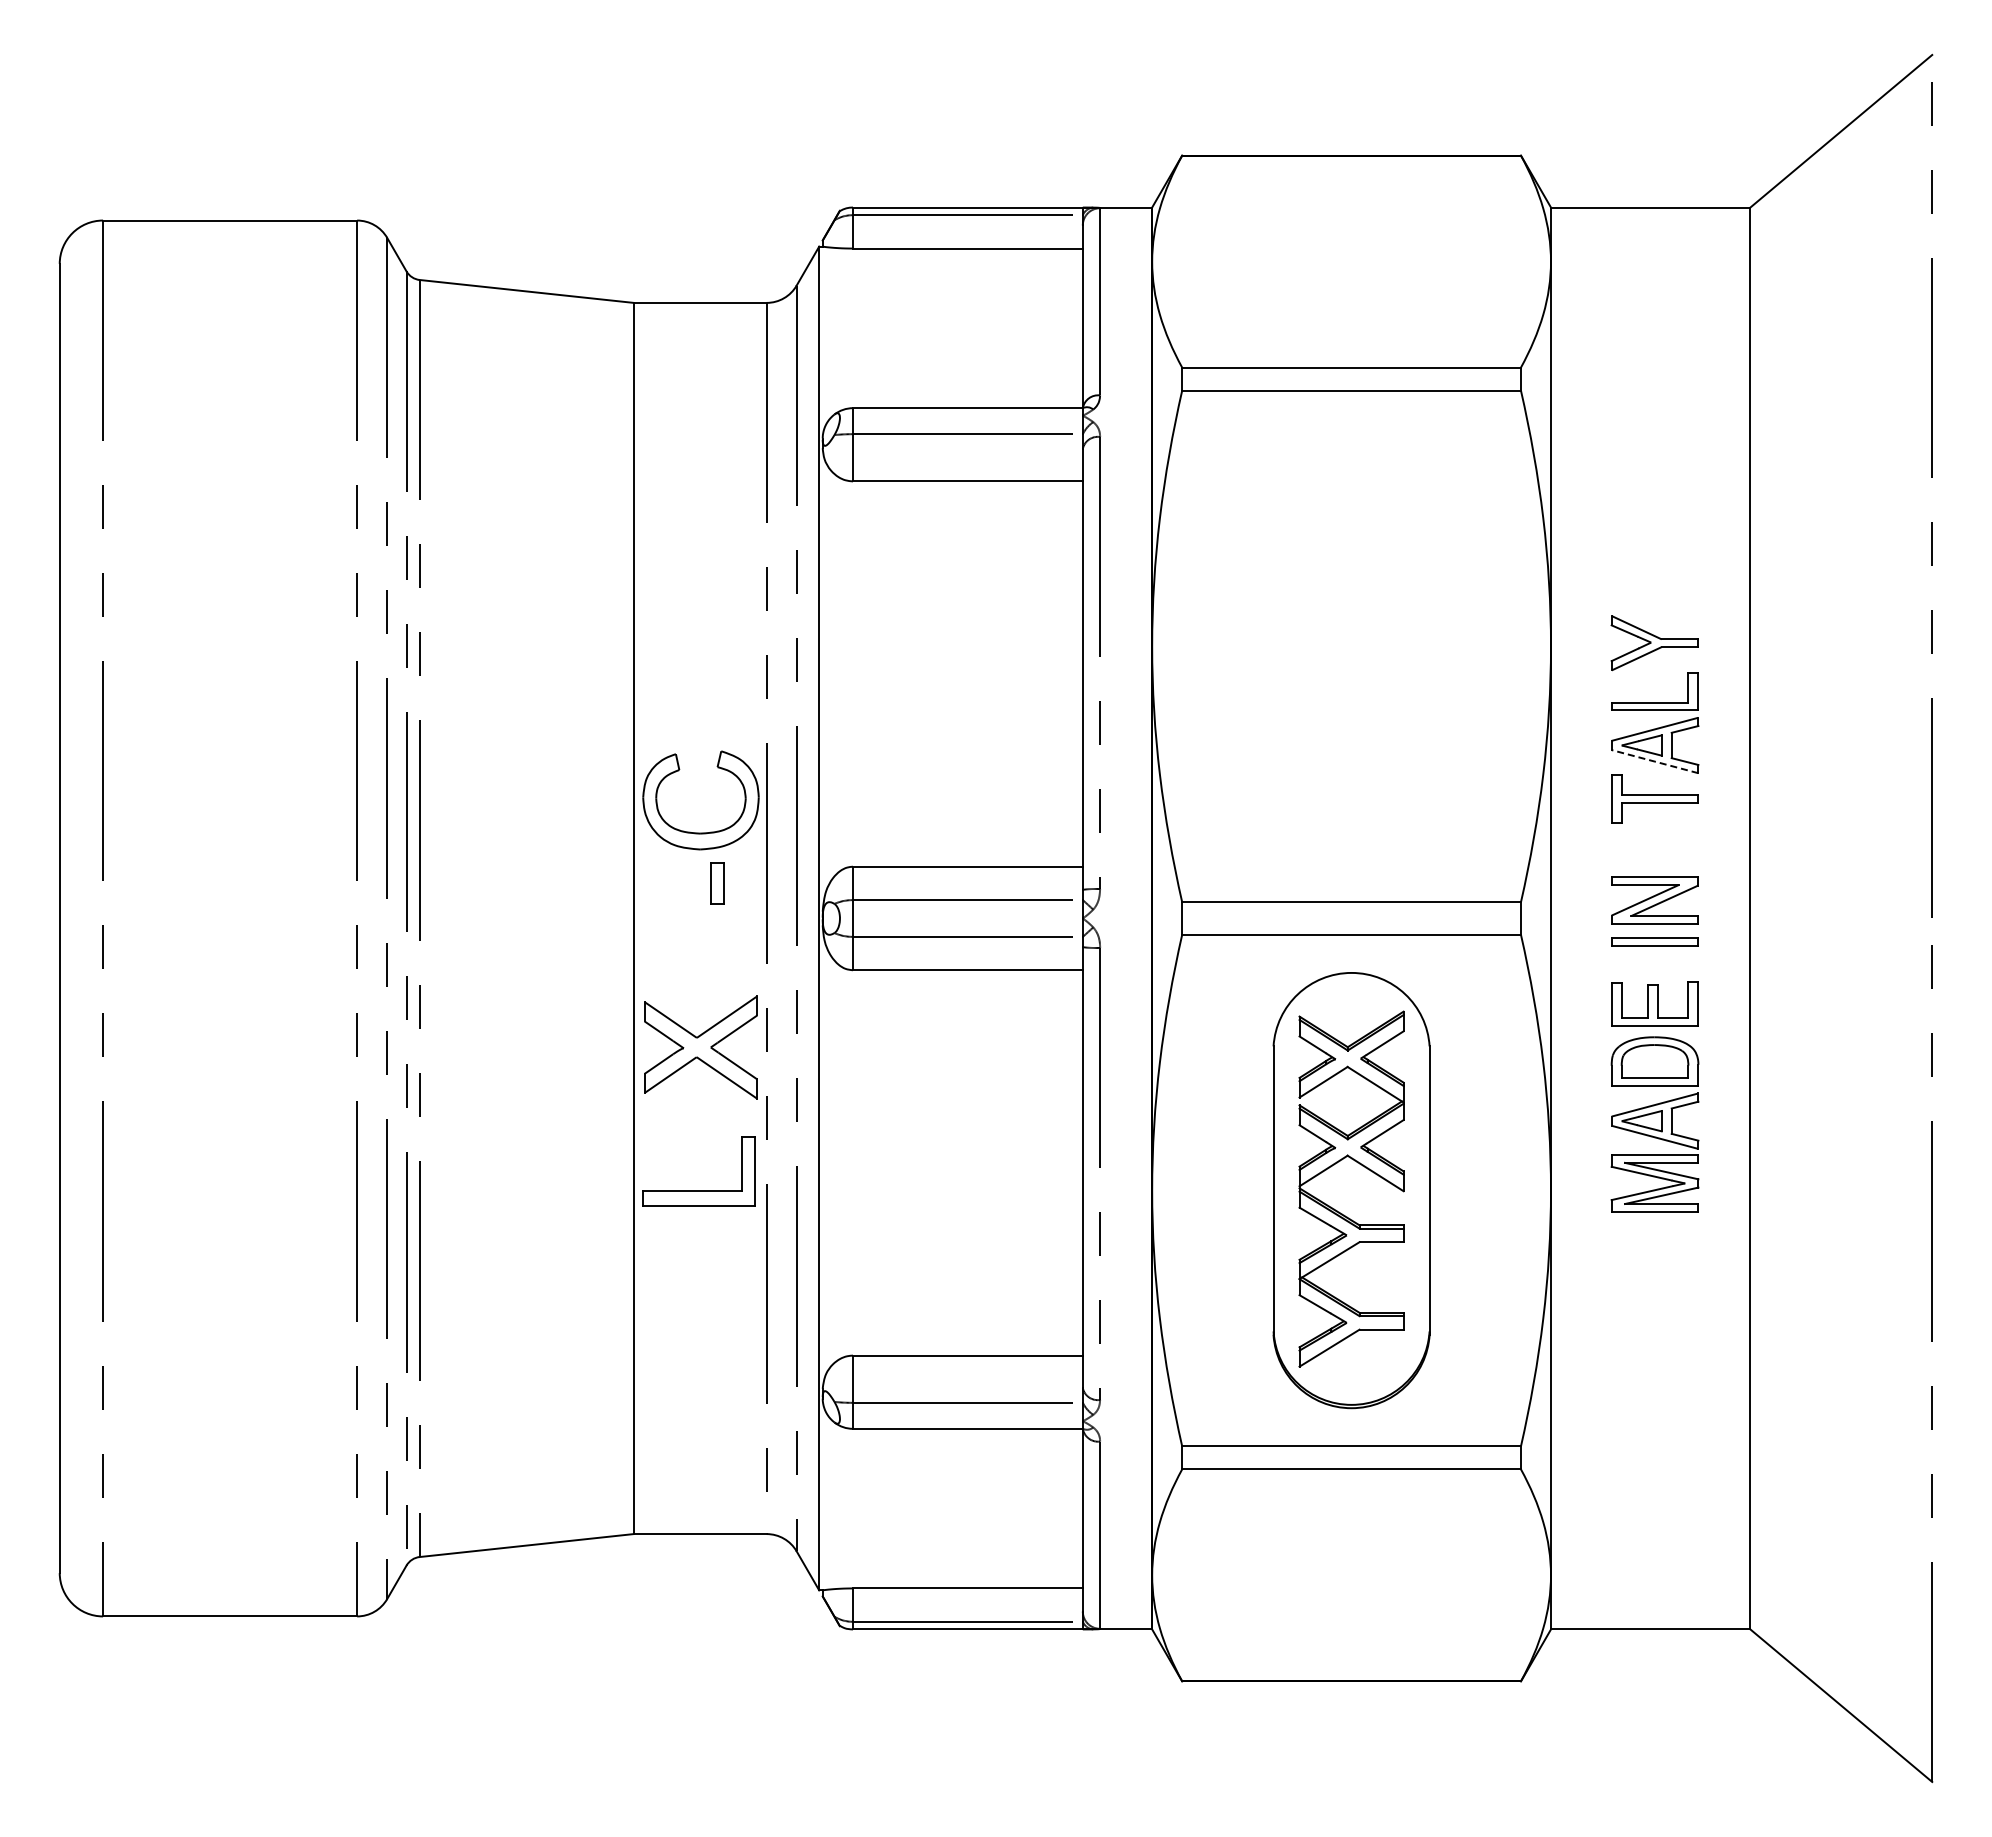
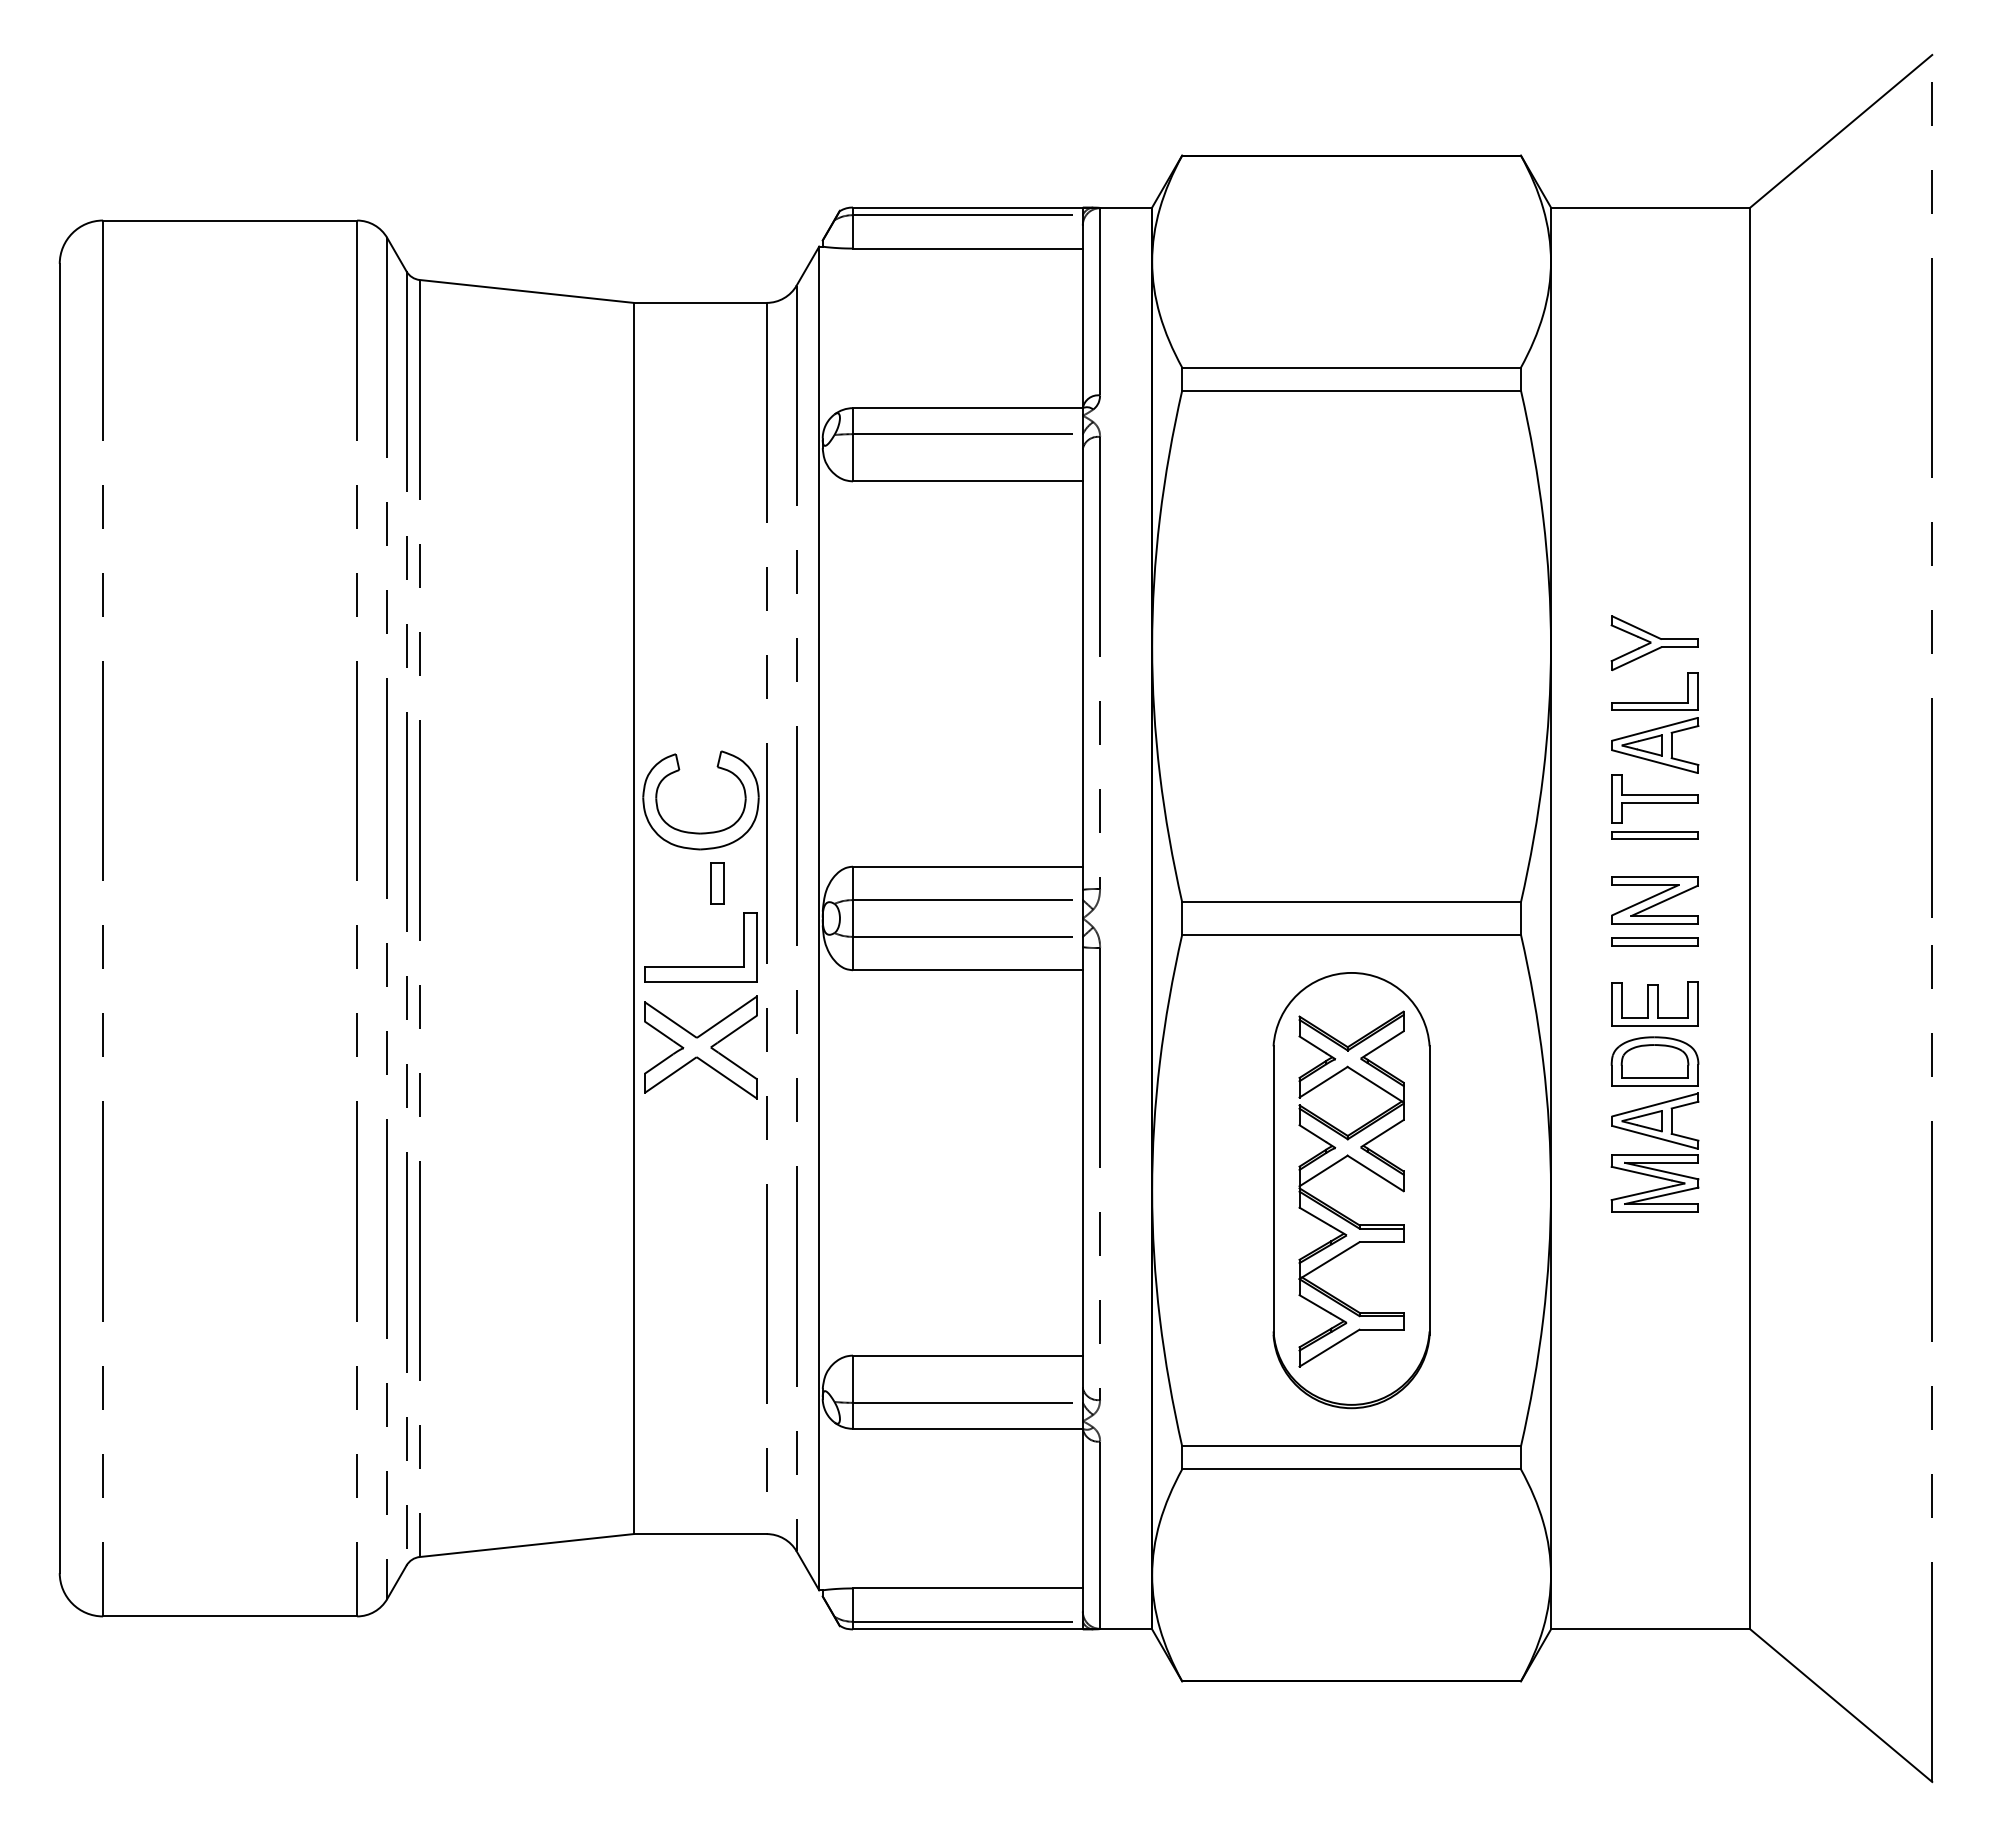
line: dashed -> solid (1654, 761)
part: none -> present (1654, 835)
part position: (698, 1190) -> (700, 966) (700, 966)
